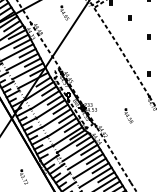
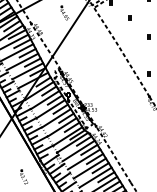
part: present -> none (128, 115)
